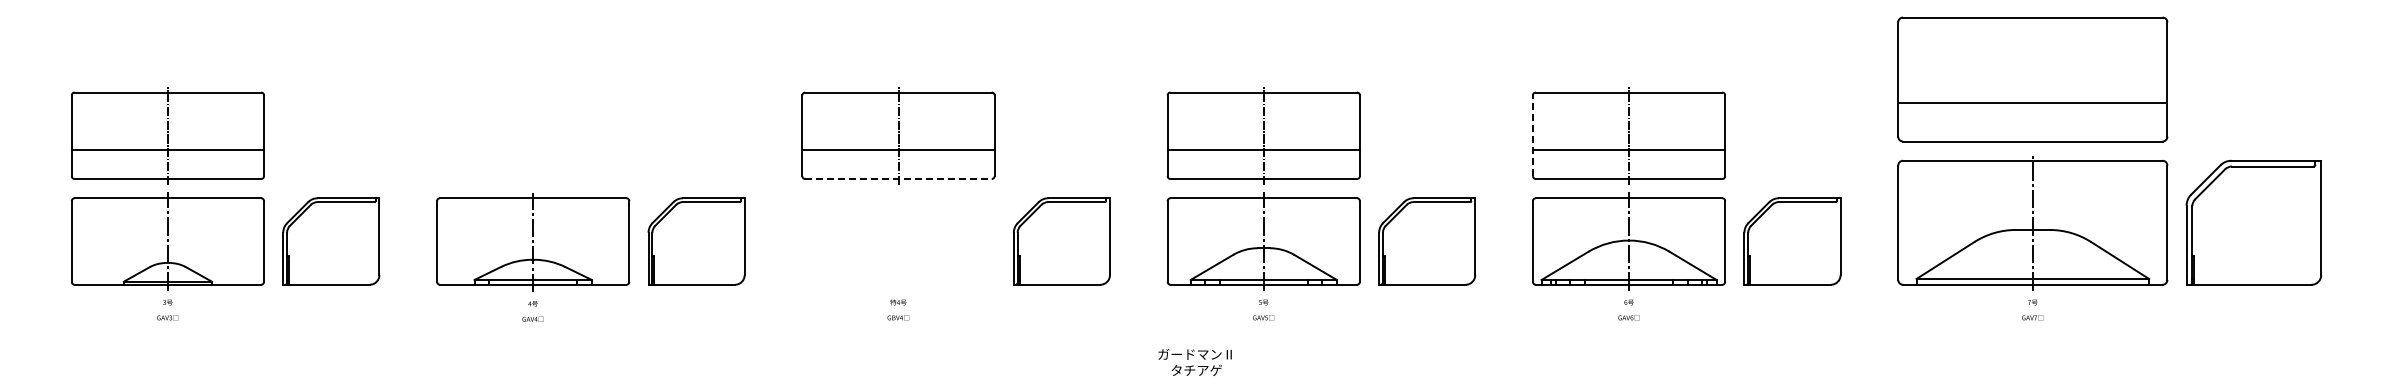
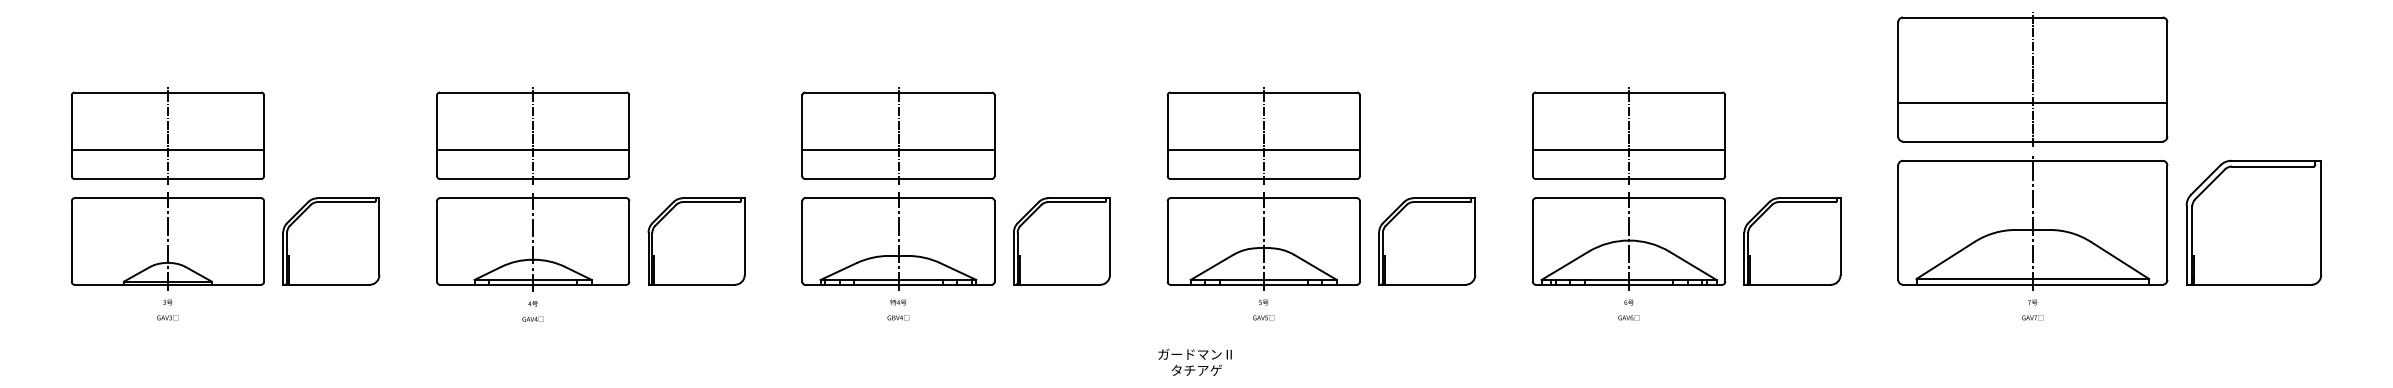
line: none -> present (2032, 79)
part: none -> present (533, 135)
line: dashed -> solid (1532, 135)
line: dashed -> solid (898, 179)
part: none -> present (898, 241)
